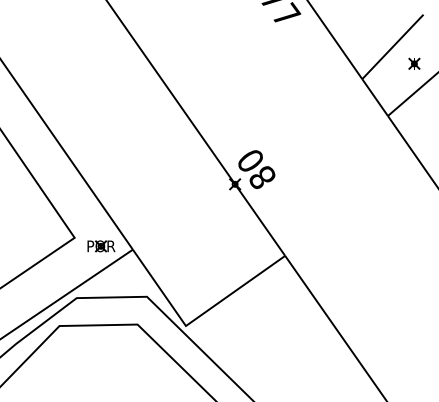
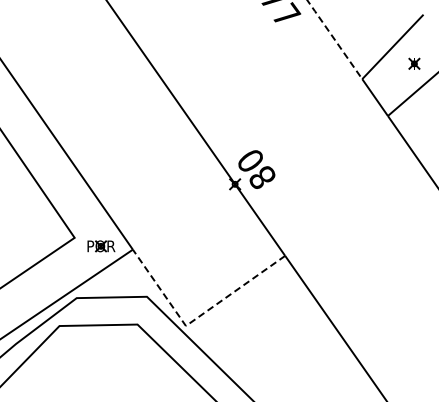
line: solid -> dashed (334, 39)
line: solid -> dashed (197, 317)
